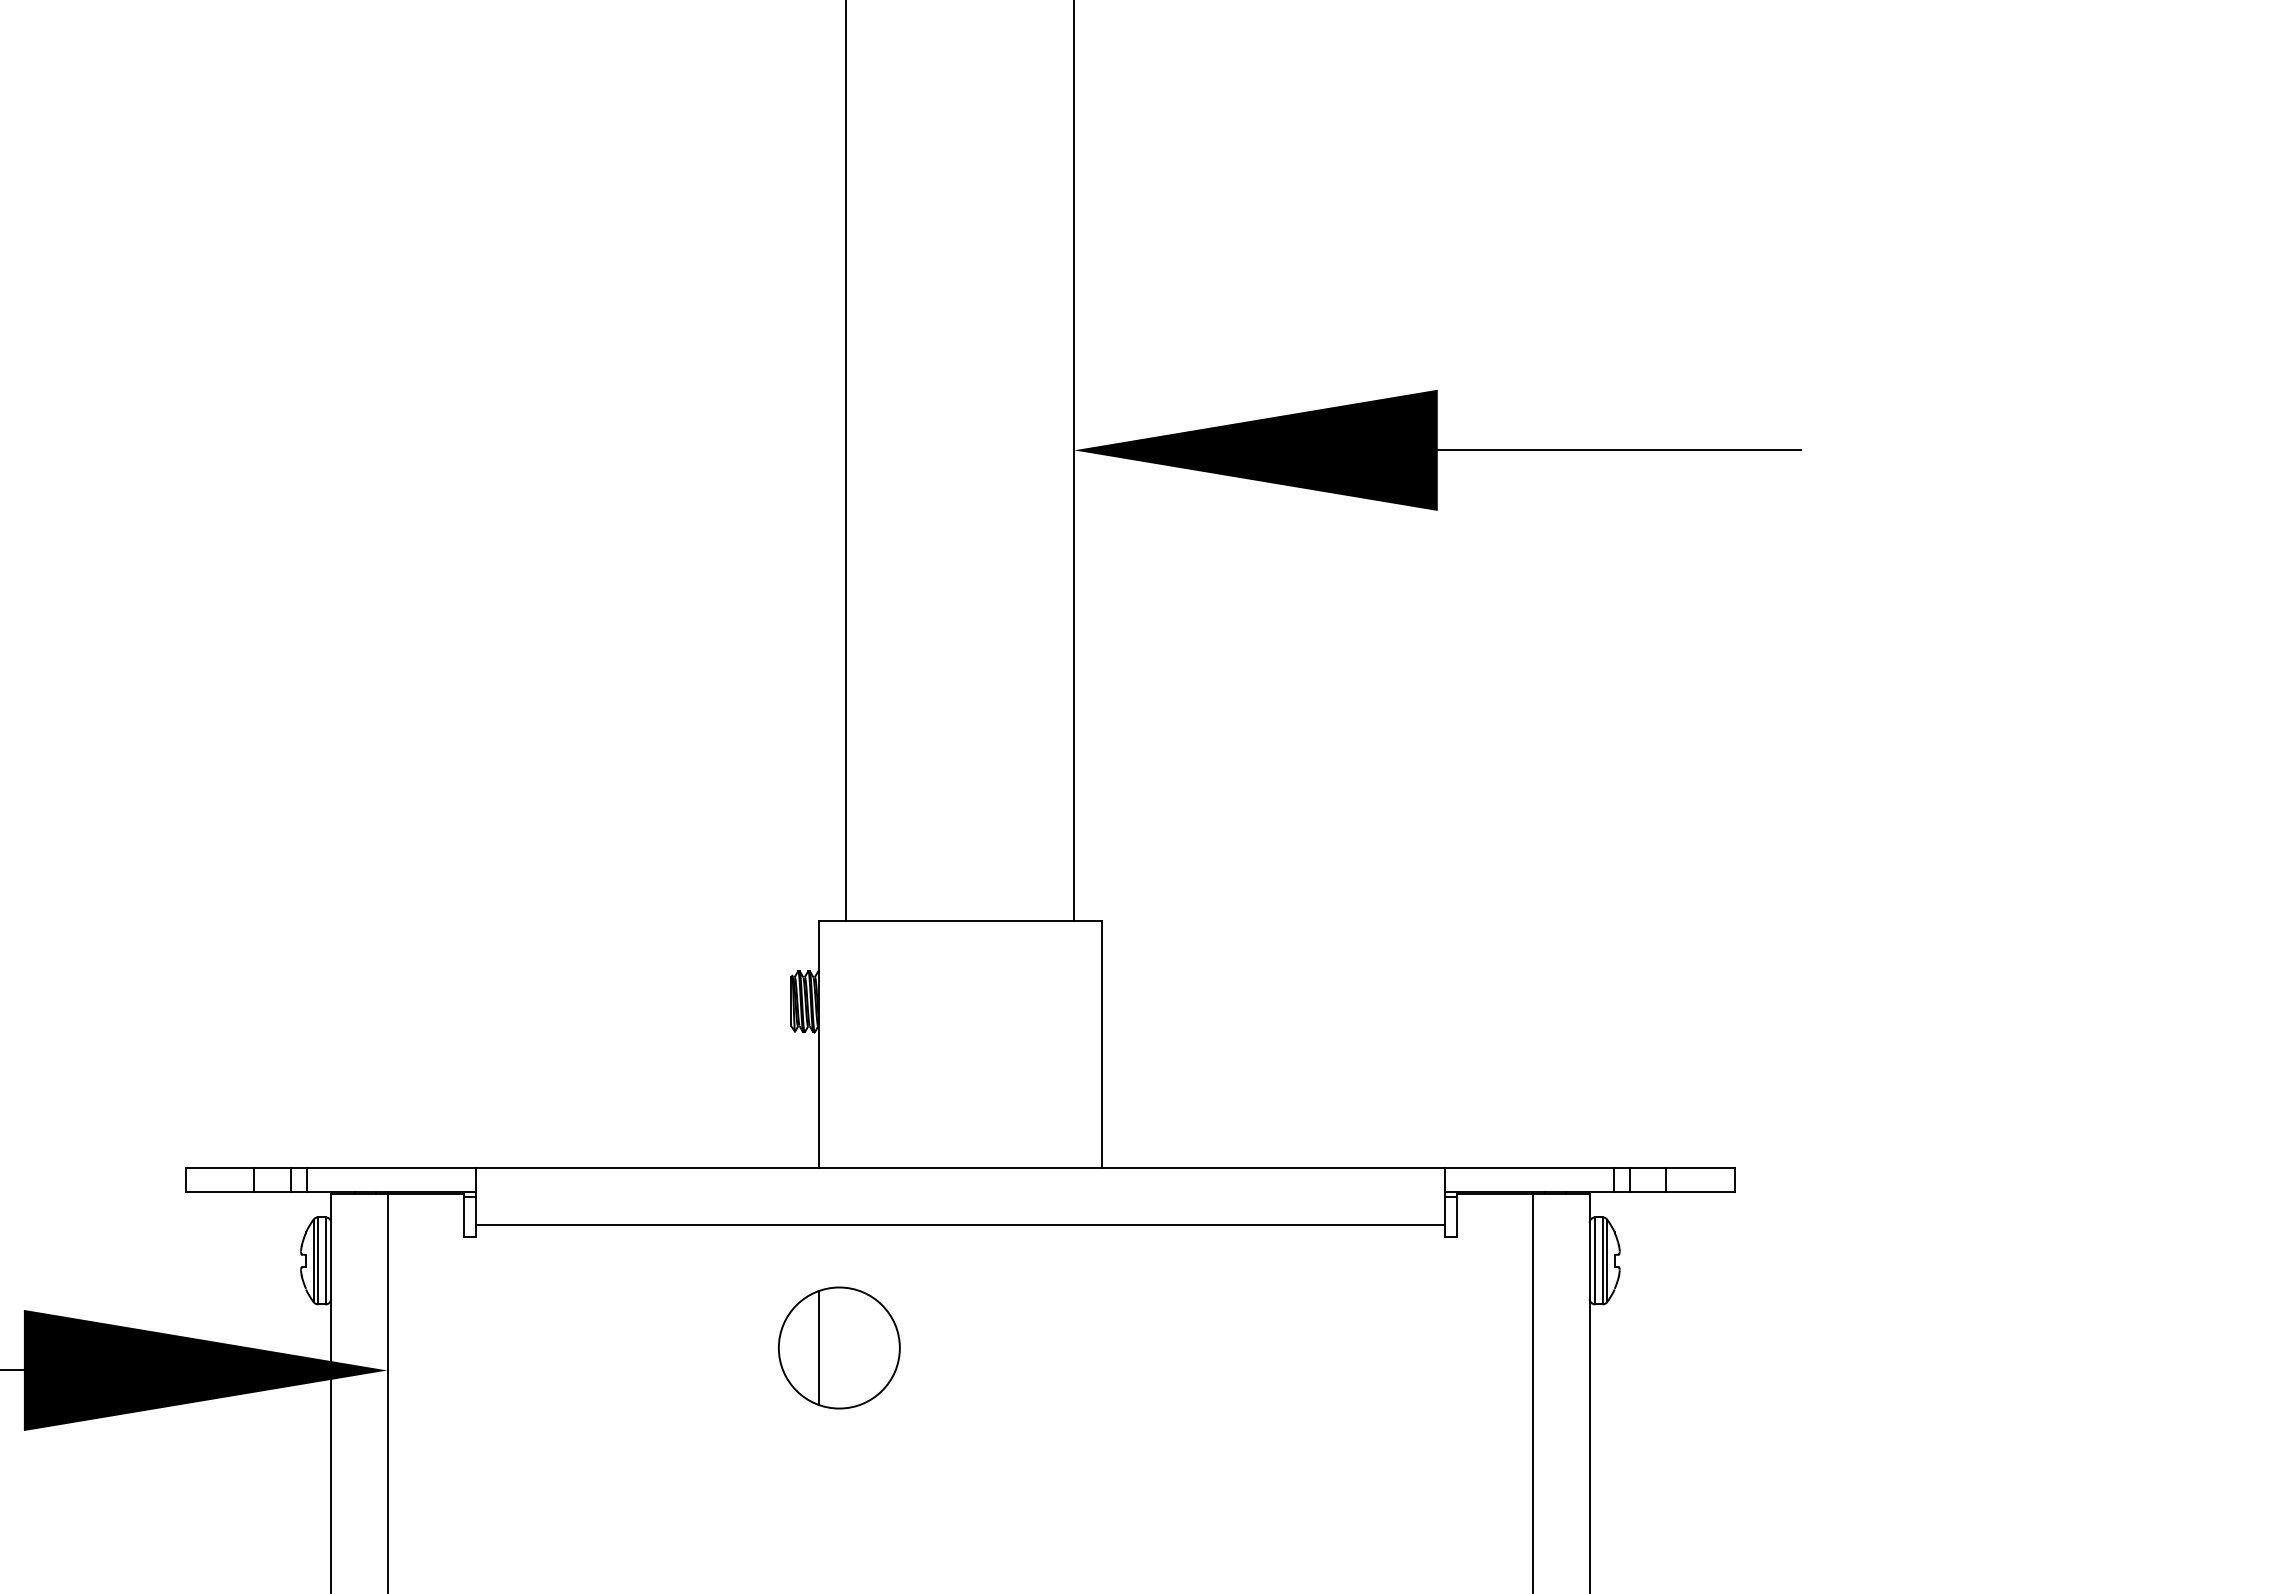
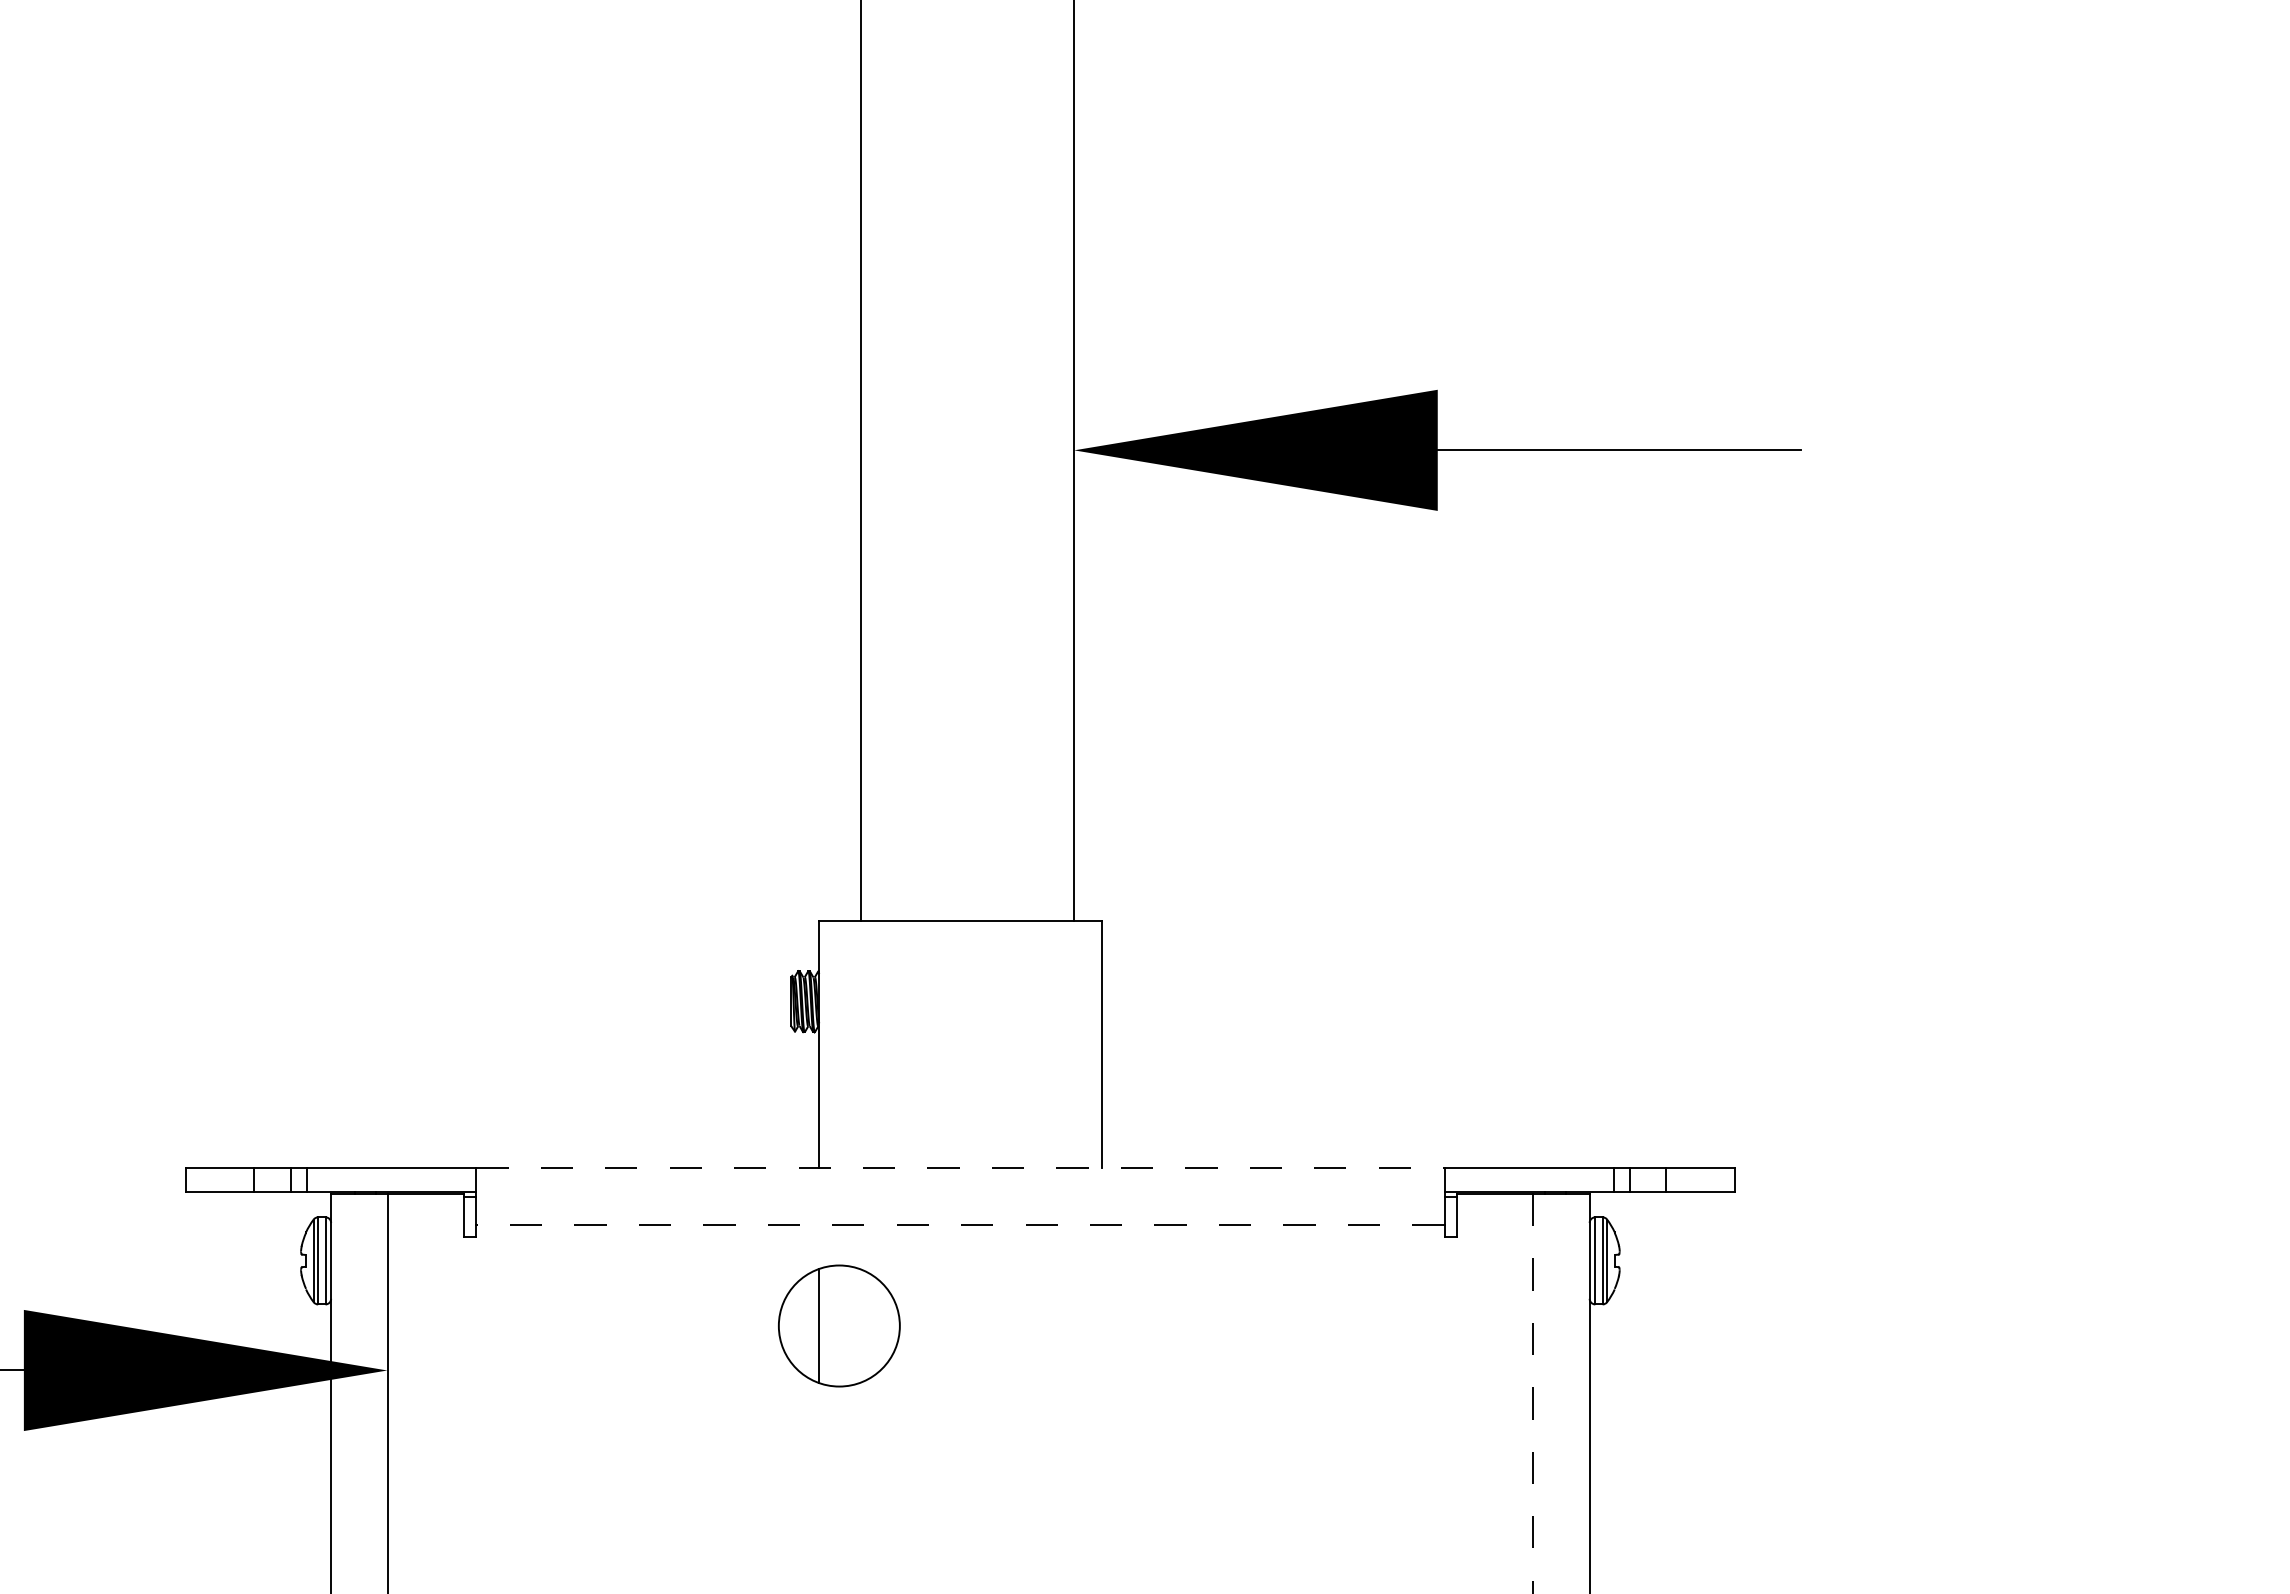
line position: (846, 461) -> (861, 461) (861, 461)
line: solid -> dashed (960, 1168)
line: solid -> dashed (959, 1224)
part position: (839, 1347) -> (839, 1325) (839, 1325)
line: solid -> dashed (1533, 1393)
